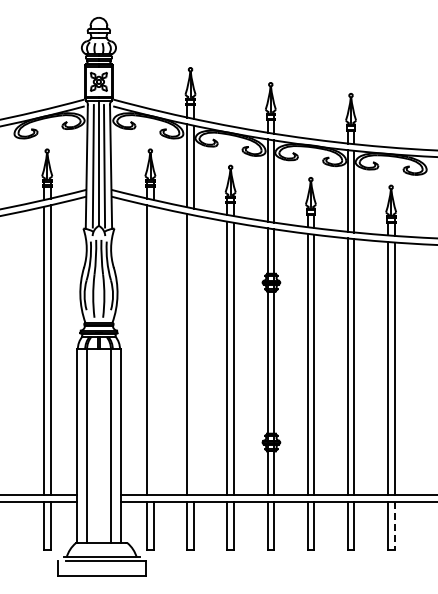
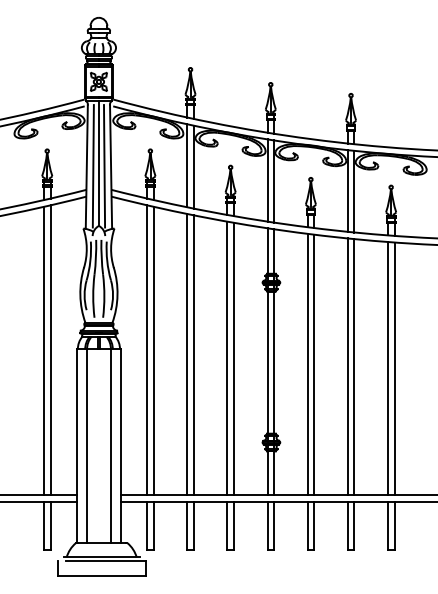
line: none -> present (153, 350)
line: none -> present (193, 355)
line: dashed -> solid (394, 525)
